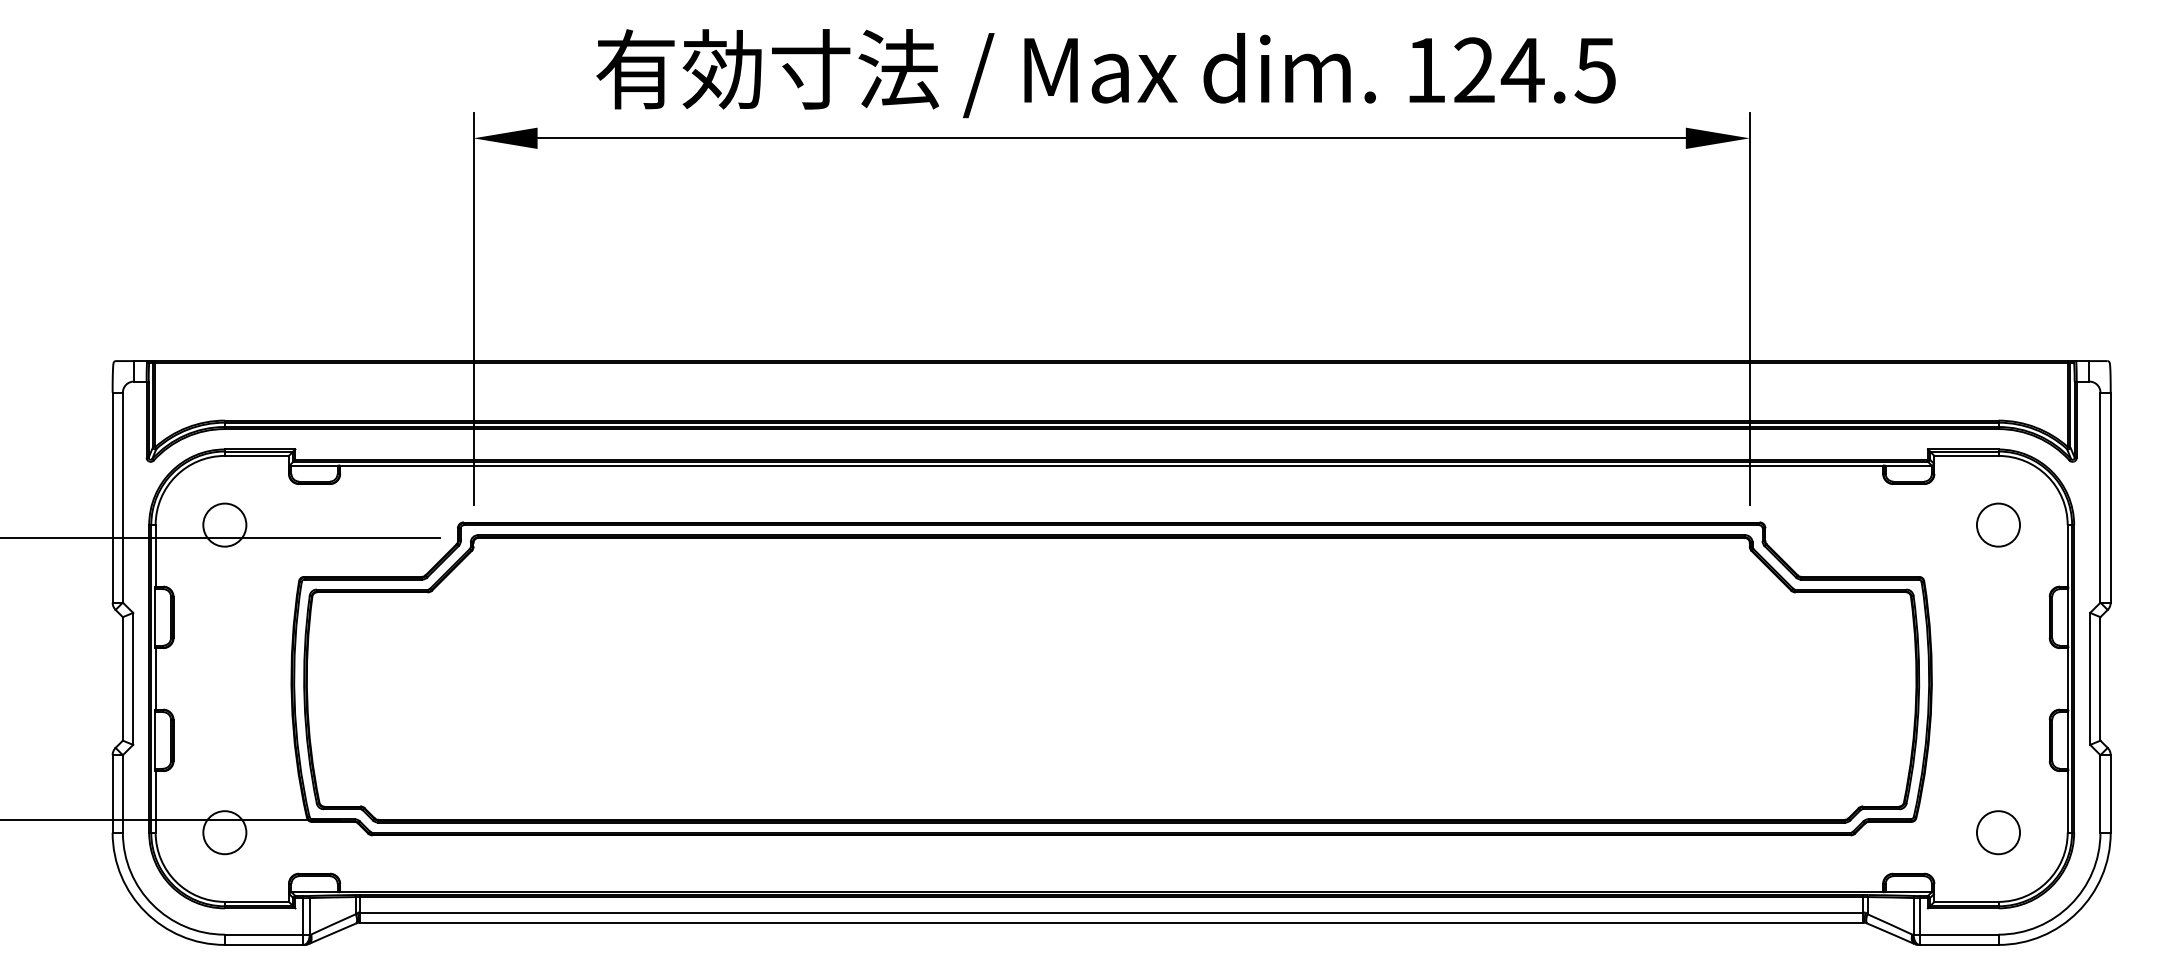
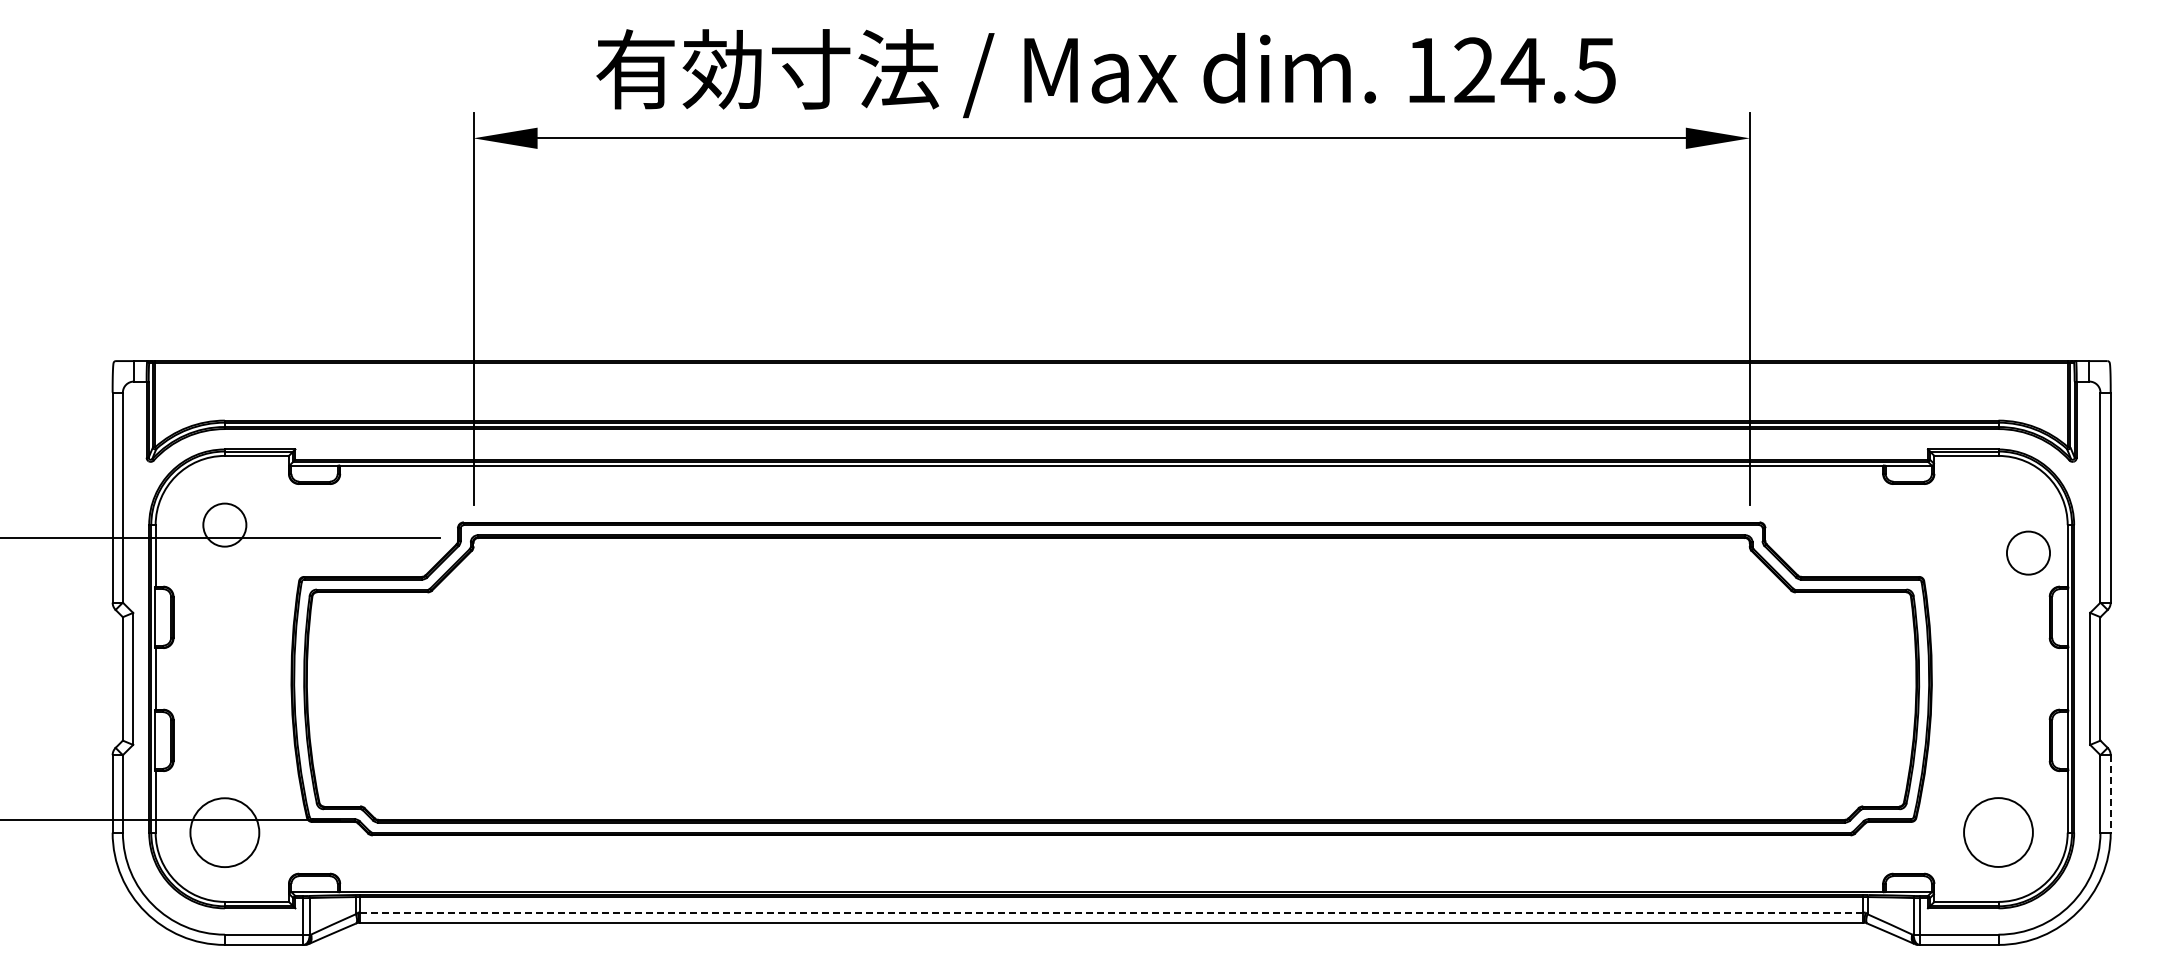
circle position: (1998, 524) -> (2028, 552) (2028, 552)
line: solid -> dashed (2110, 793)
circle diameter: 43 px -> 69 px (224, 832)
circle size: 45x46 px -> 71x71 px (1998, 832)
line: solid -> dashed (1111, 912)
